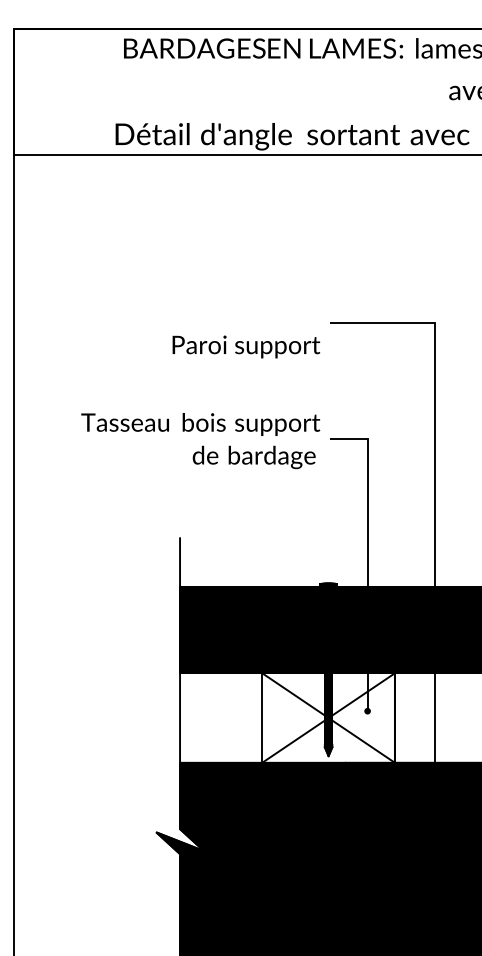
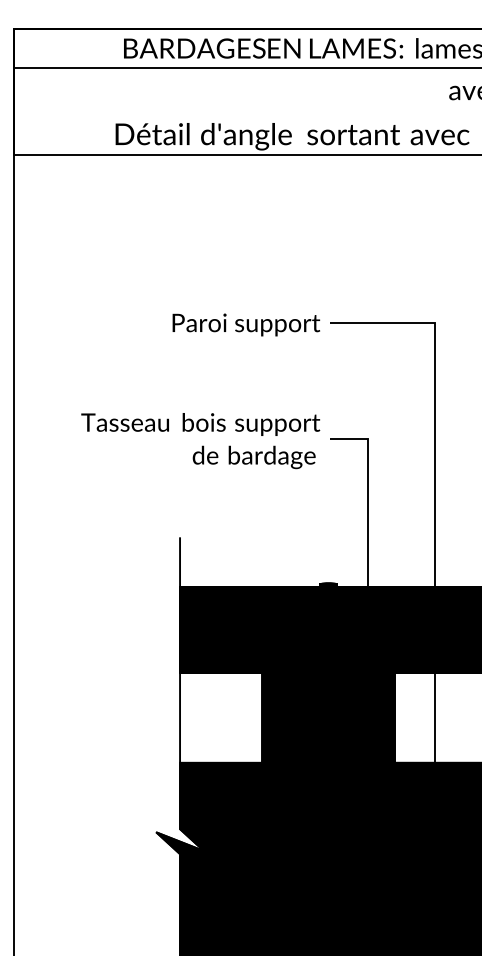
line: none -> present (246, 68)
text position: (246, 346) -> (246, 324) (246, 324)
fill: none -> present (328, 717)
